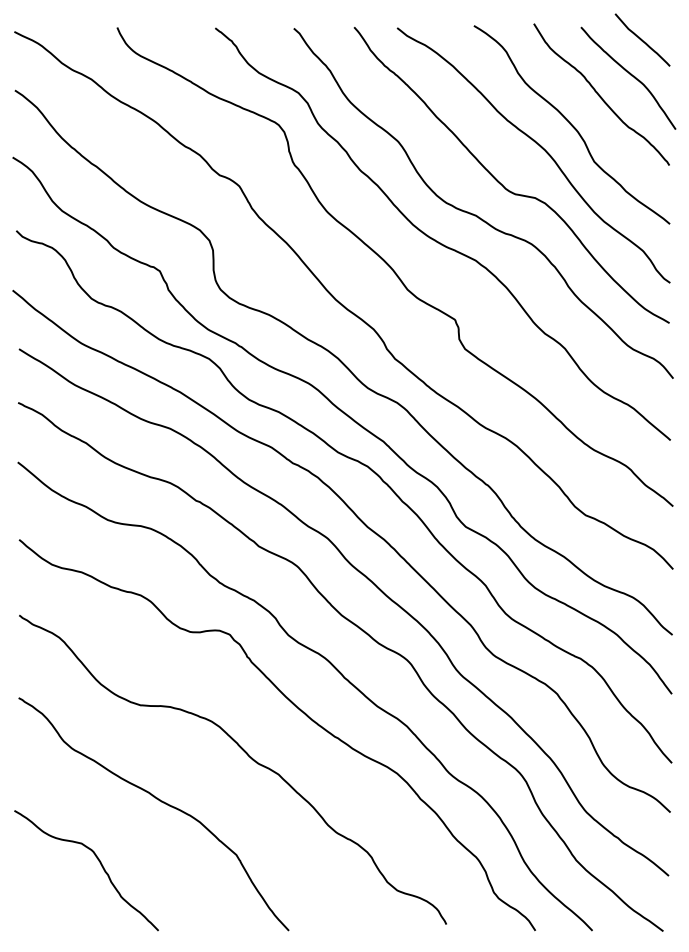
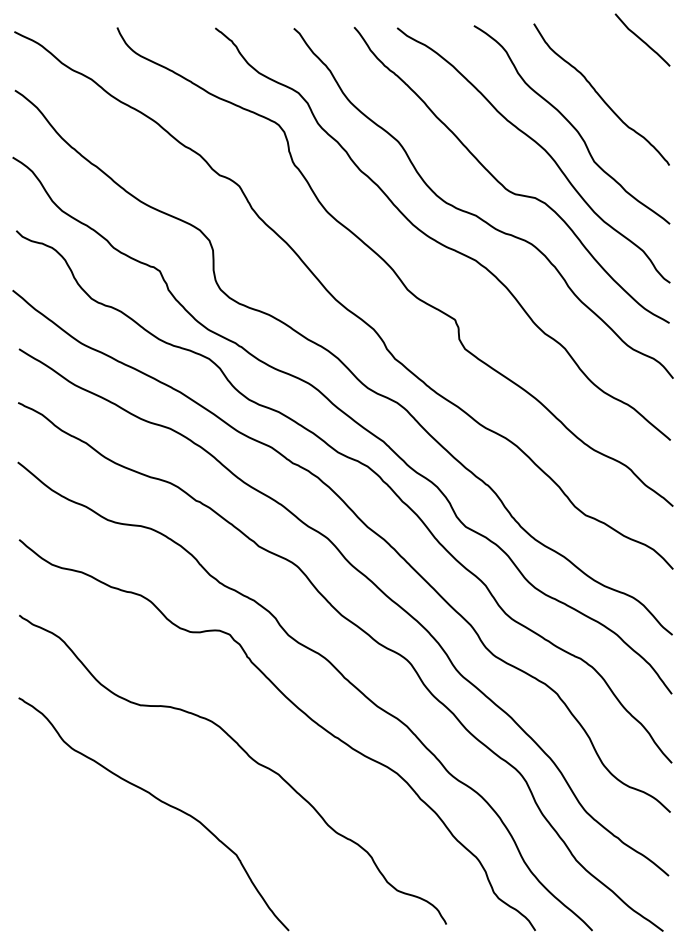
curve: present -> none (630, 75)
curve: present -> none (98, 861)
